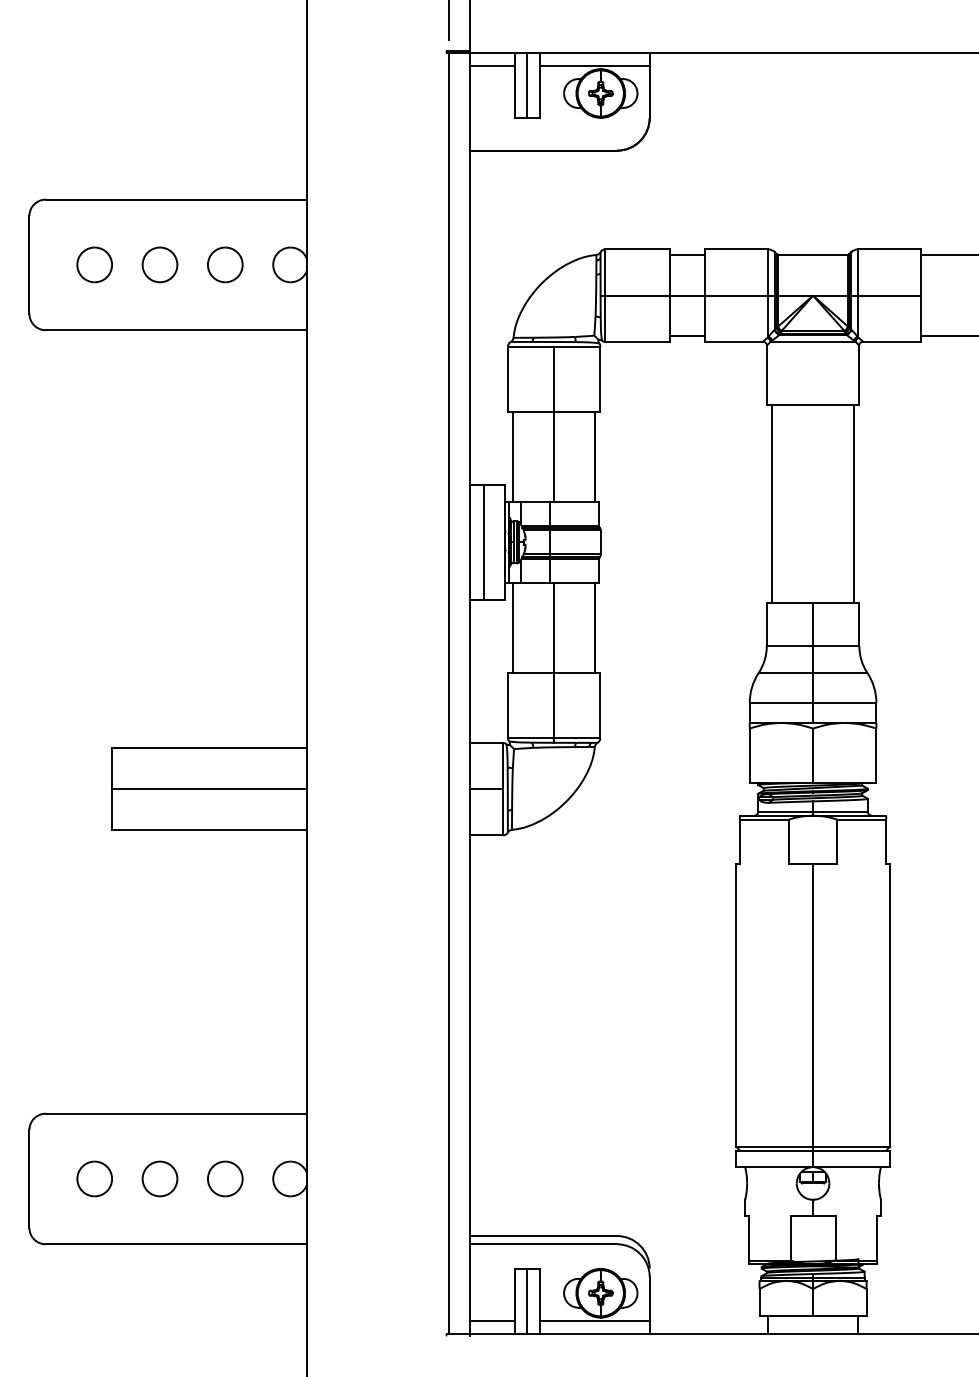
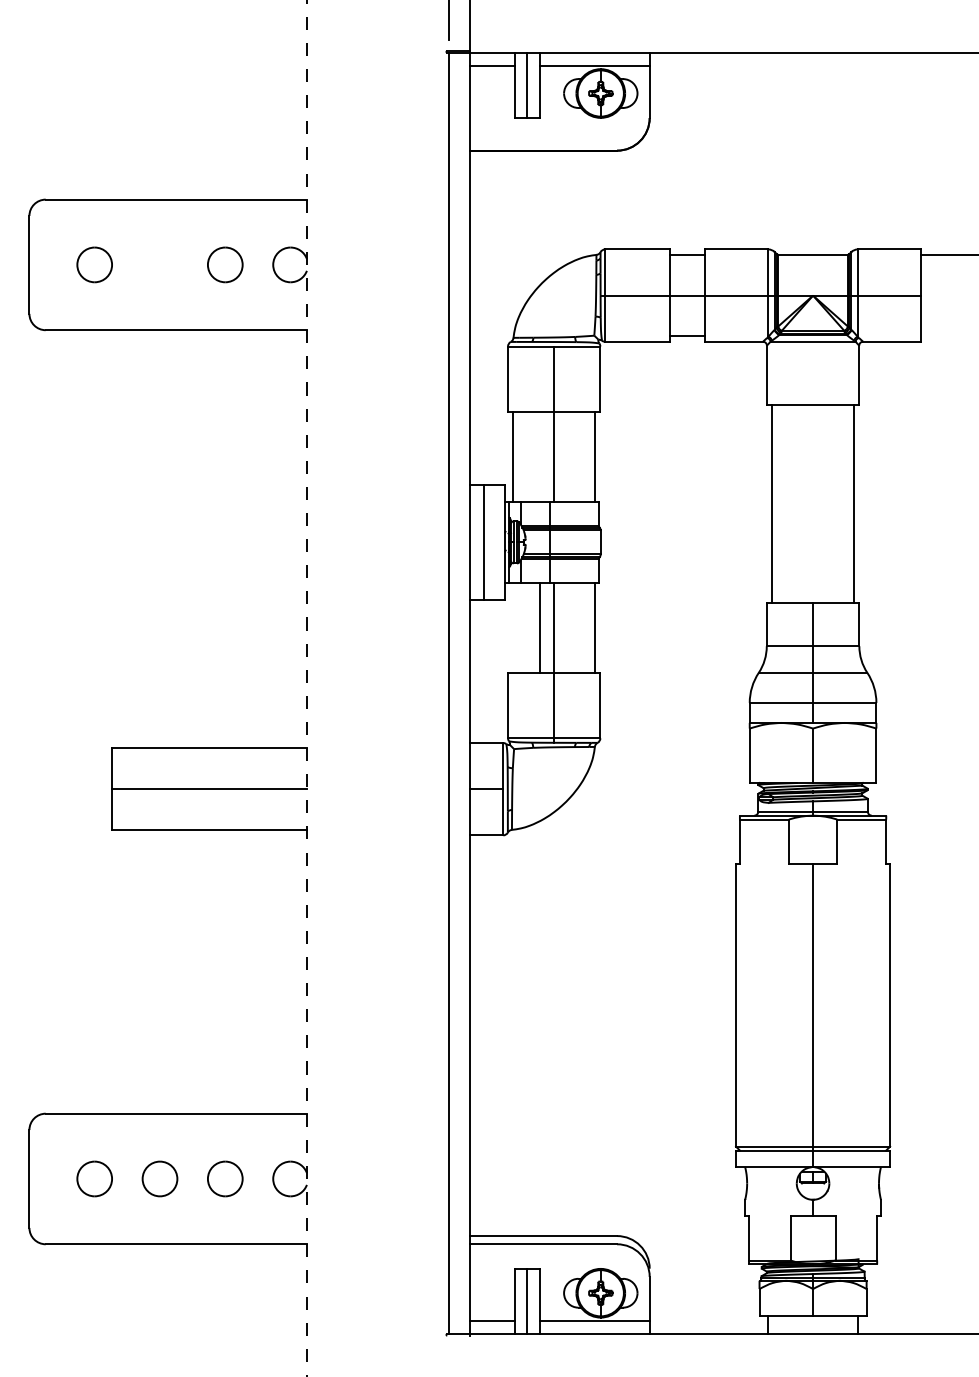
part: present -> none (159, 264)
line: present -> none (948, 336)
line position: (513, 627) -> (540, 627) (540, 627)
line: solid -> dashed (306, 688)
